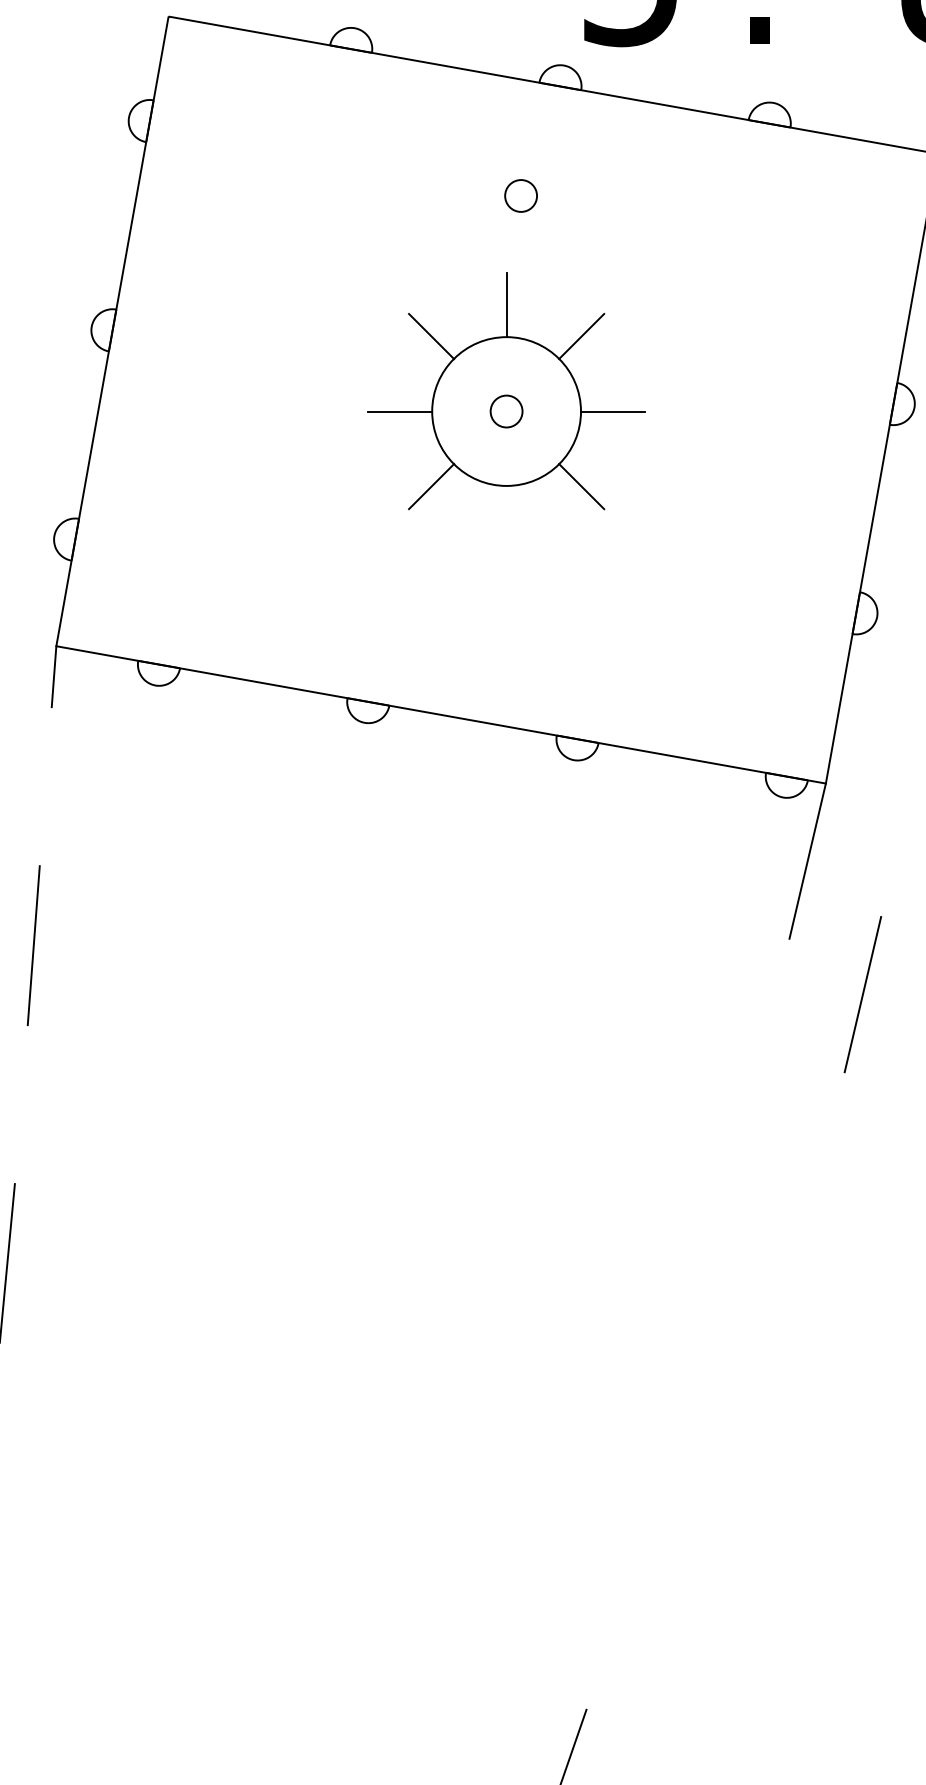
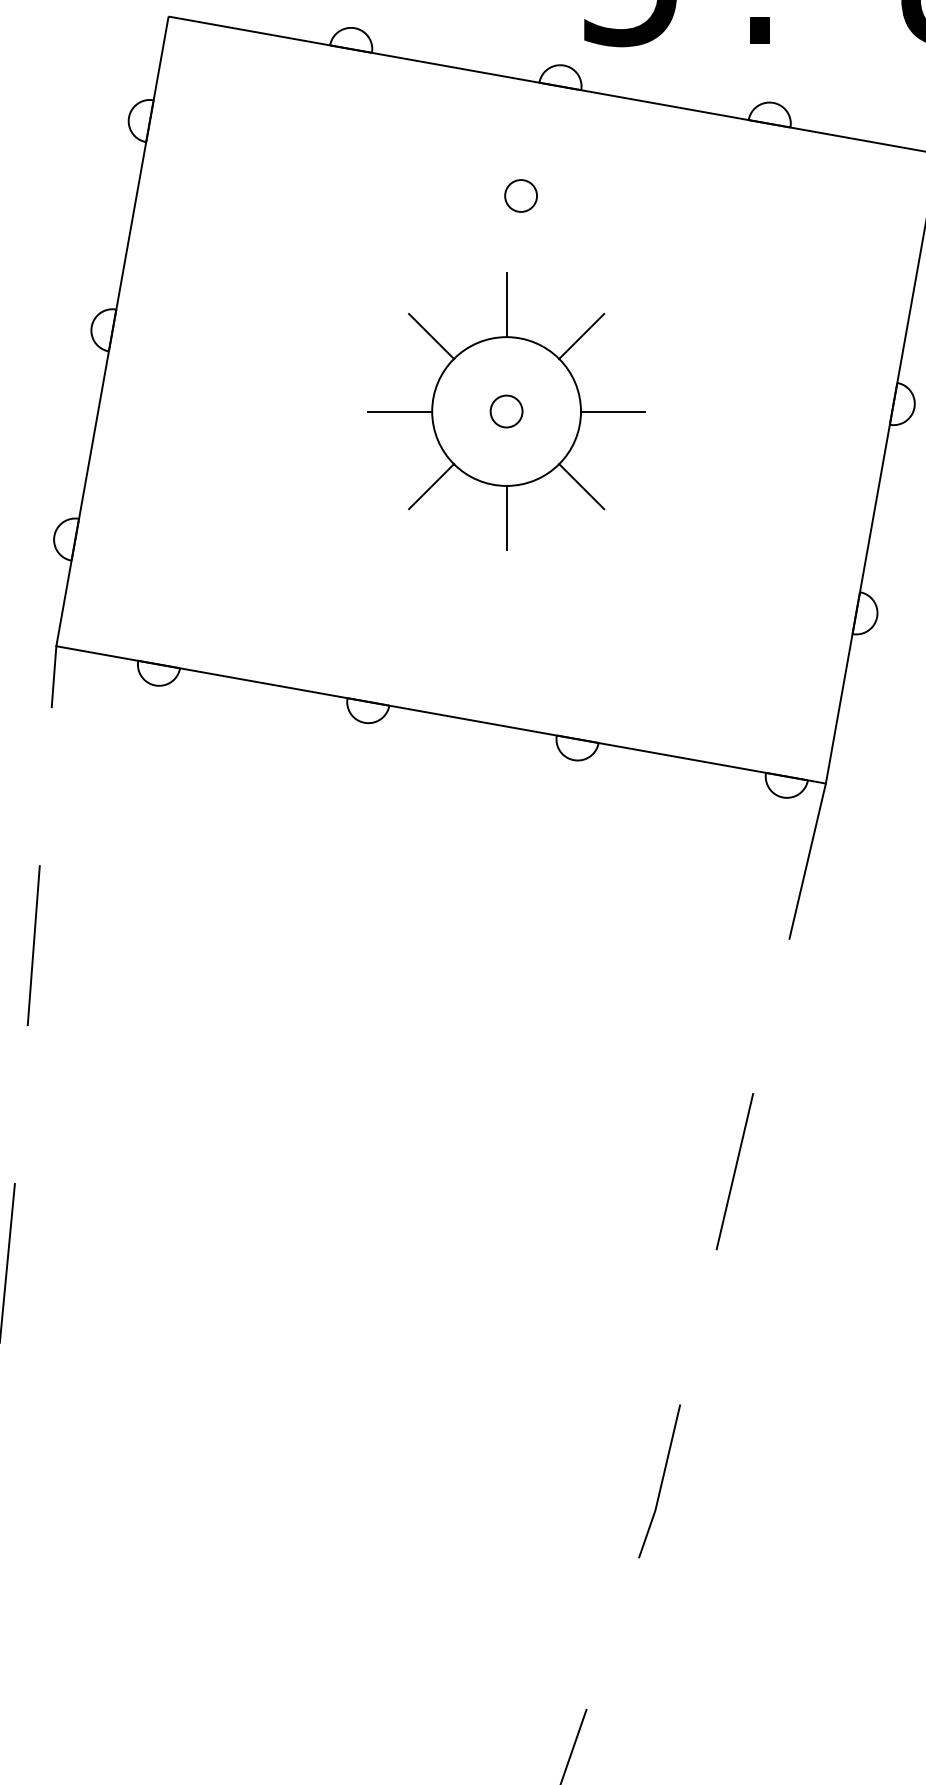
line: none -> present (506, 517)
line position: (862, 994) -> (734, 1171) (734, 1171)
line: none -> present (661, 1481)
